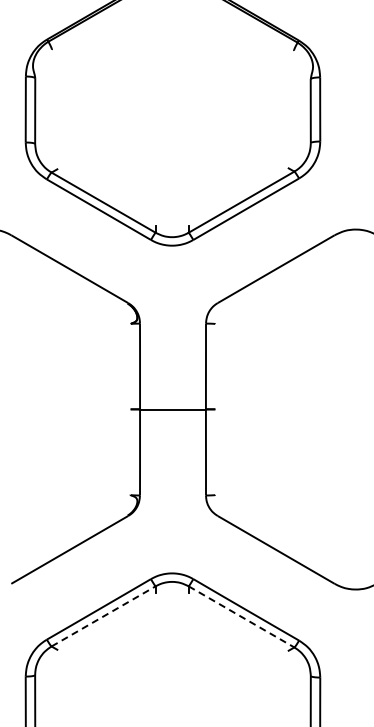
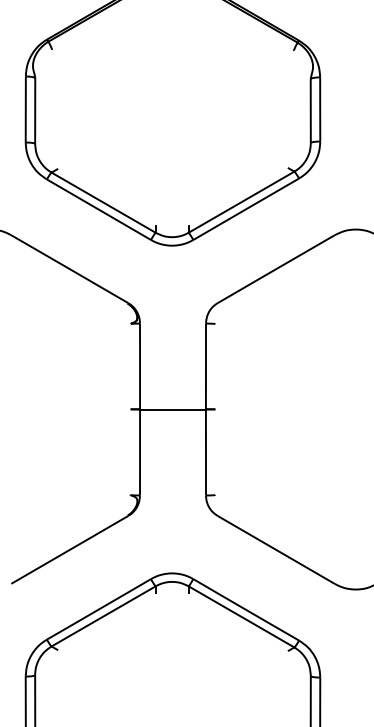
line: dashed -> solid (104, 616)
line: dashed -> solid (241, 617)
